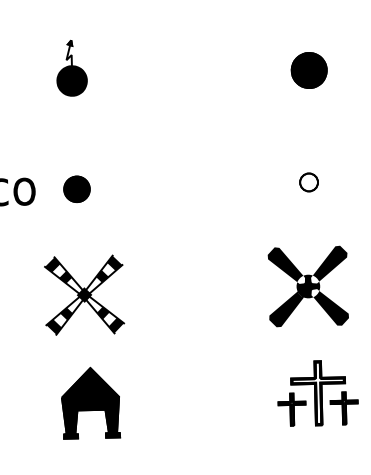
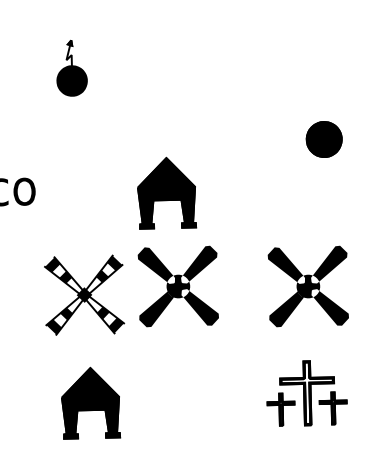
part position: (308, 70) -> (323, 139) (323, 139)
part: present -> none (308, 182)
part: present -> none (76, 188)
part: none -> present (167, 192)
part: none -> present (177, 286)
part position: (317, 393) -> (306, 393) (306, 393)
